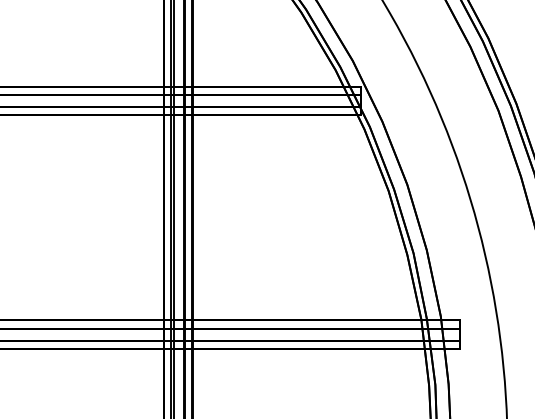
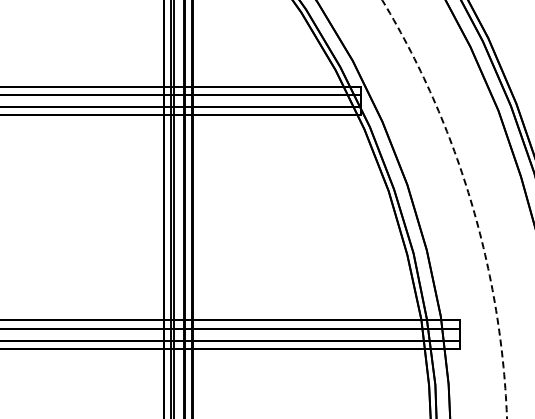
arc: solid -> dashed (470, 200)
